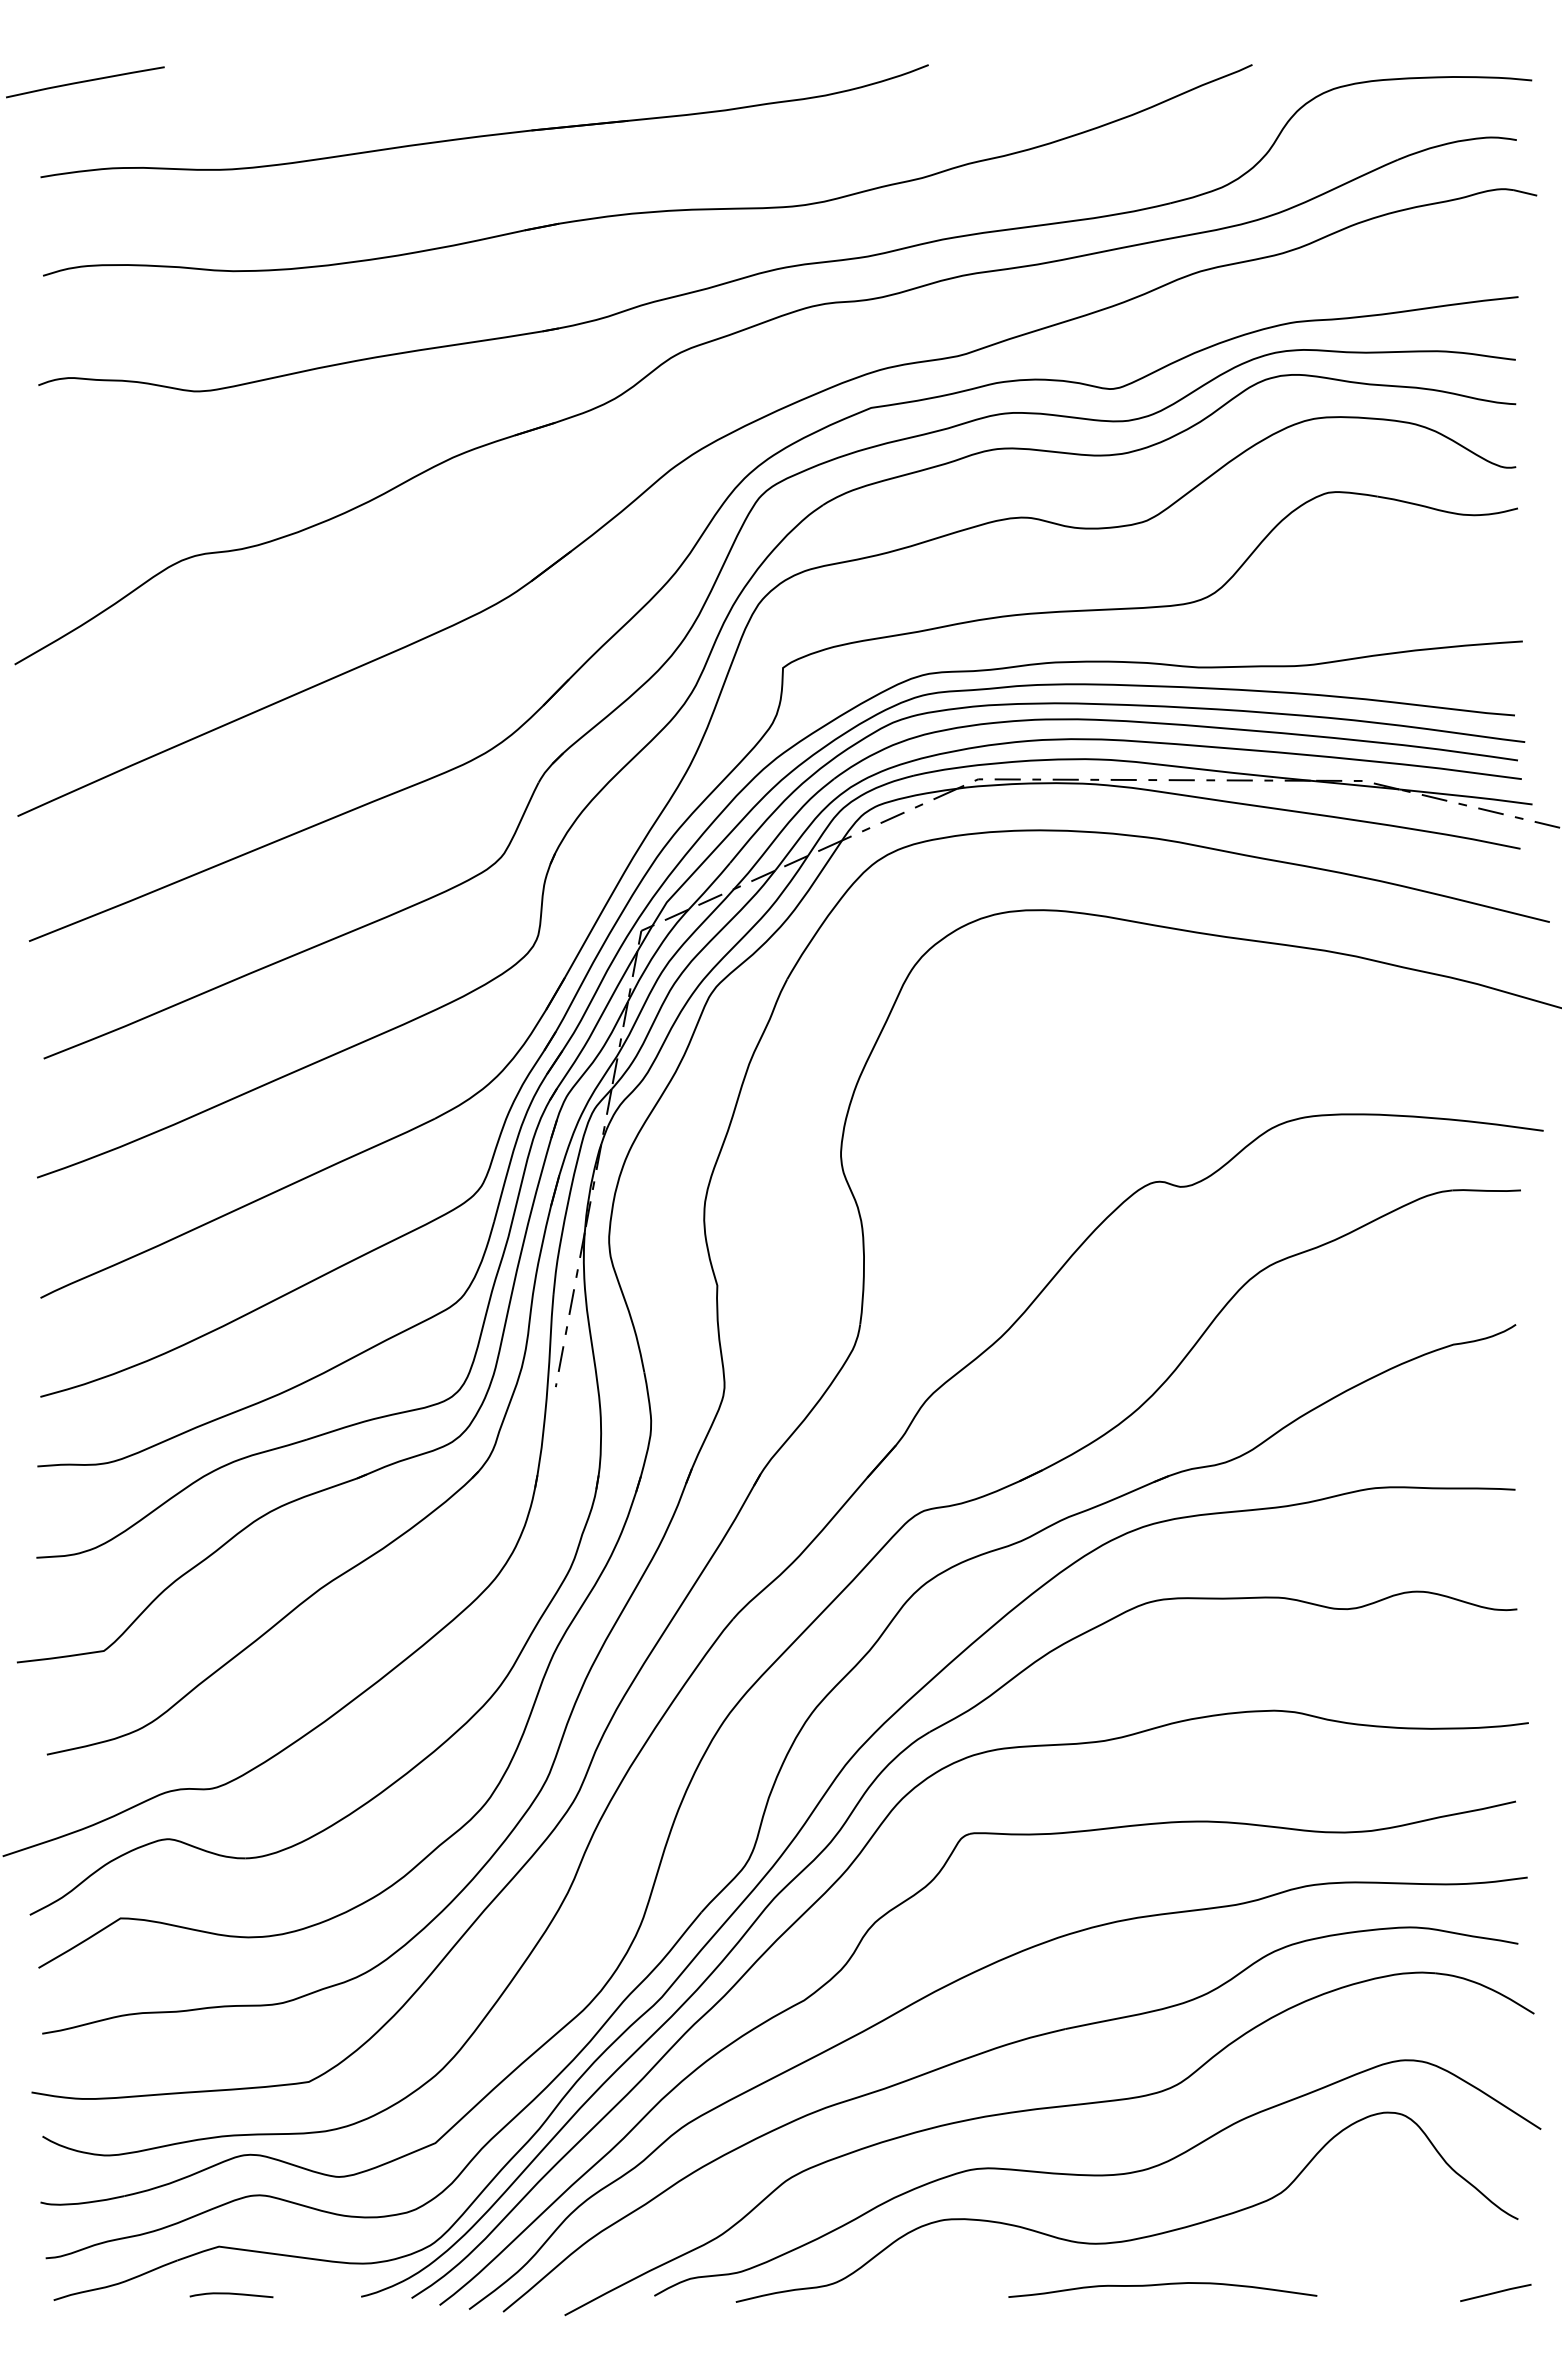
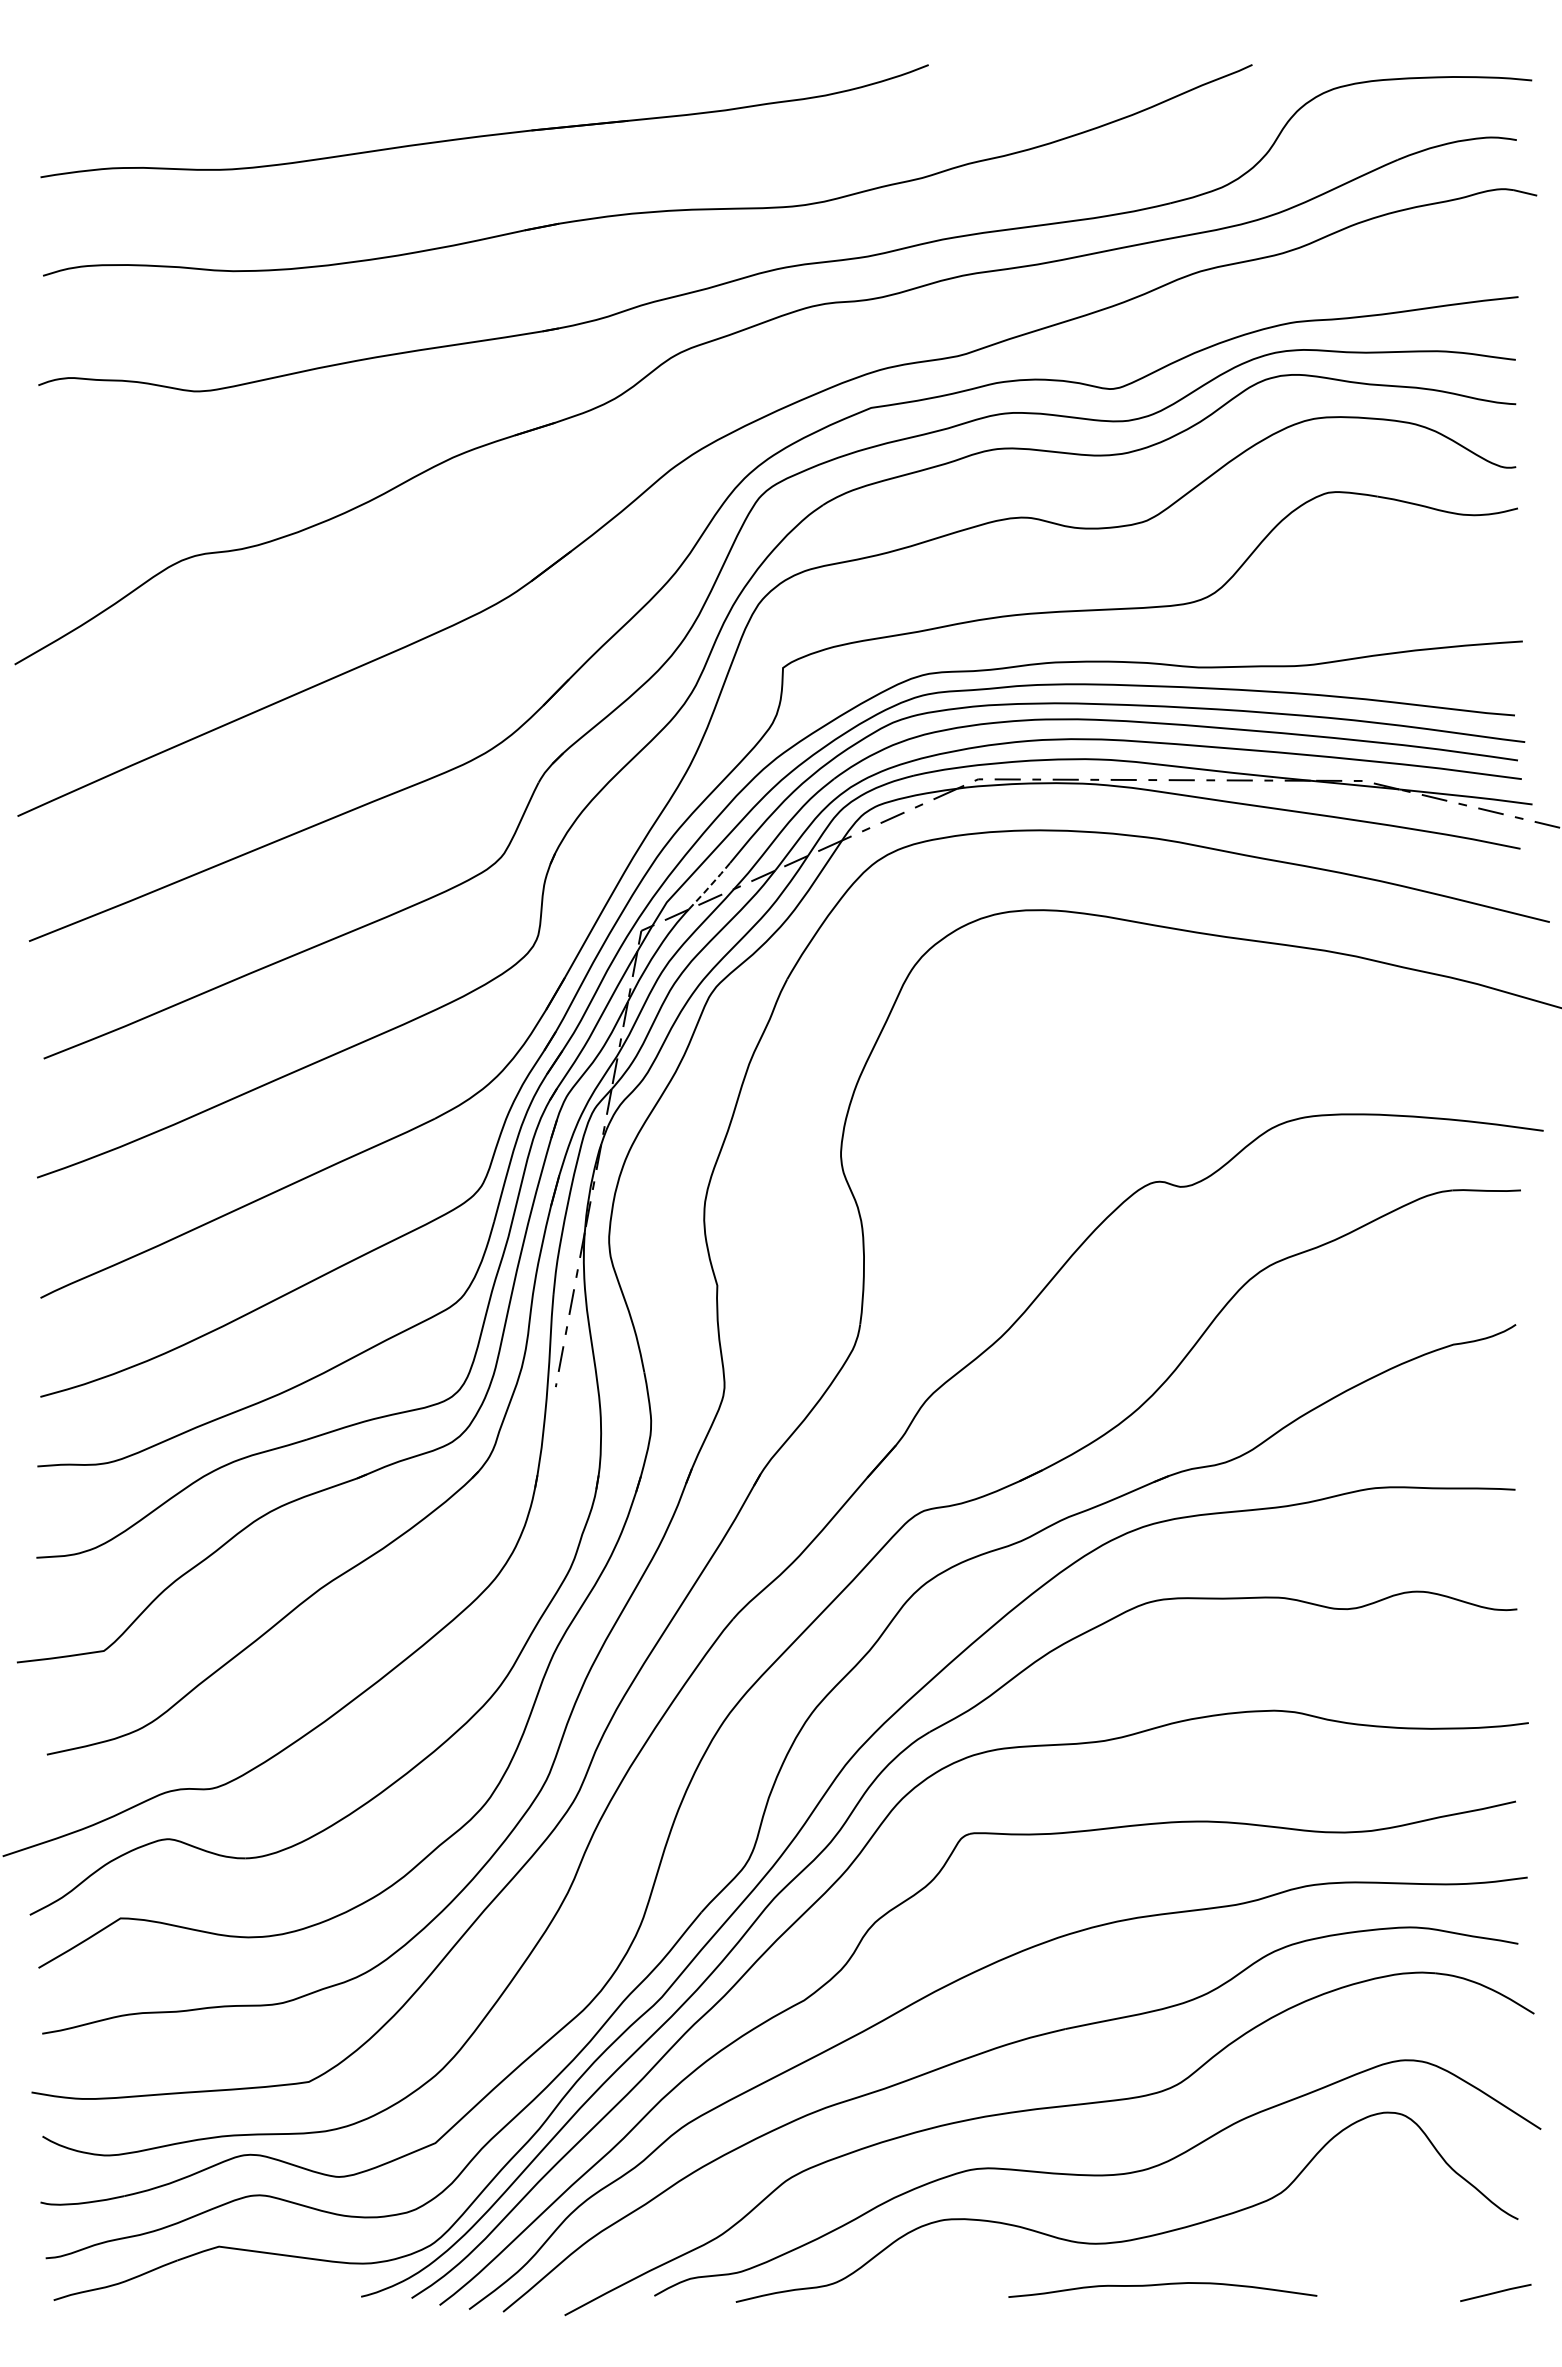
line: present -> none (85, 82)
line: solid -> dashed (709, 887)
curve: present -> none (231, 2294)
